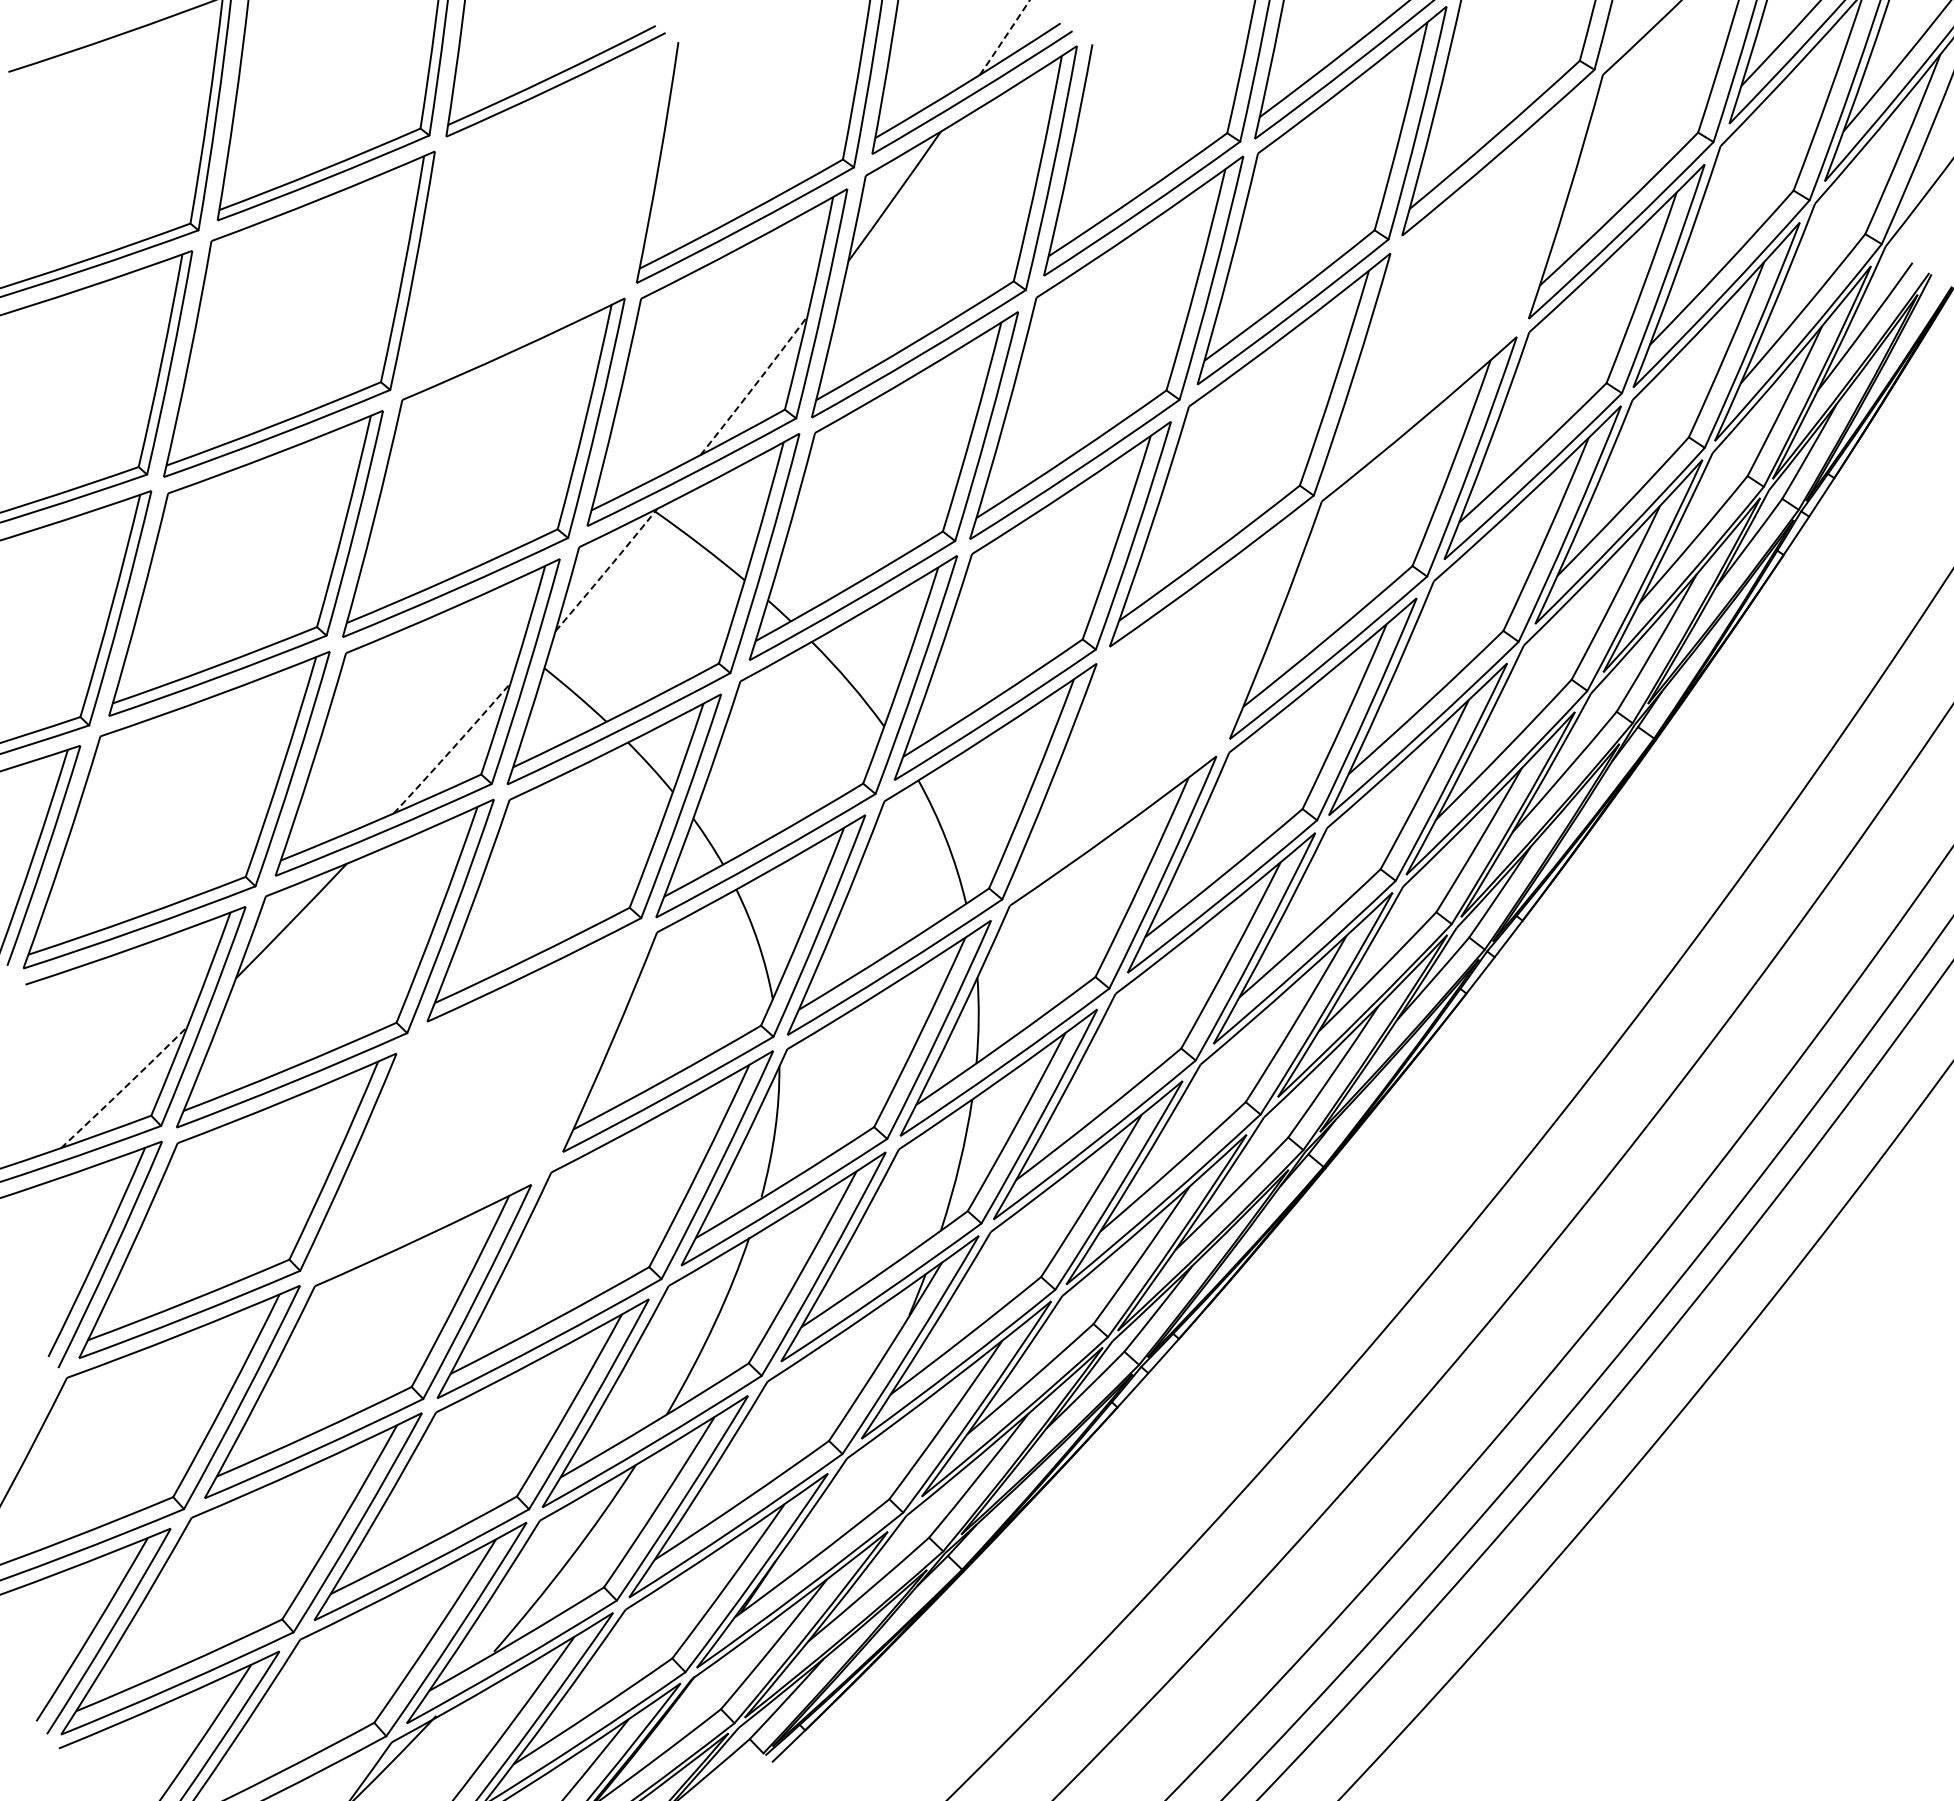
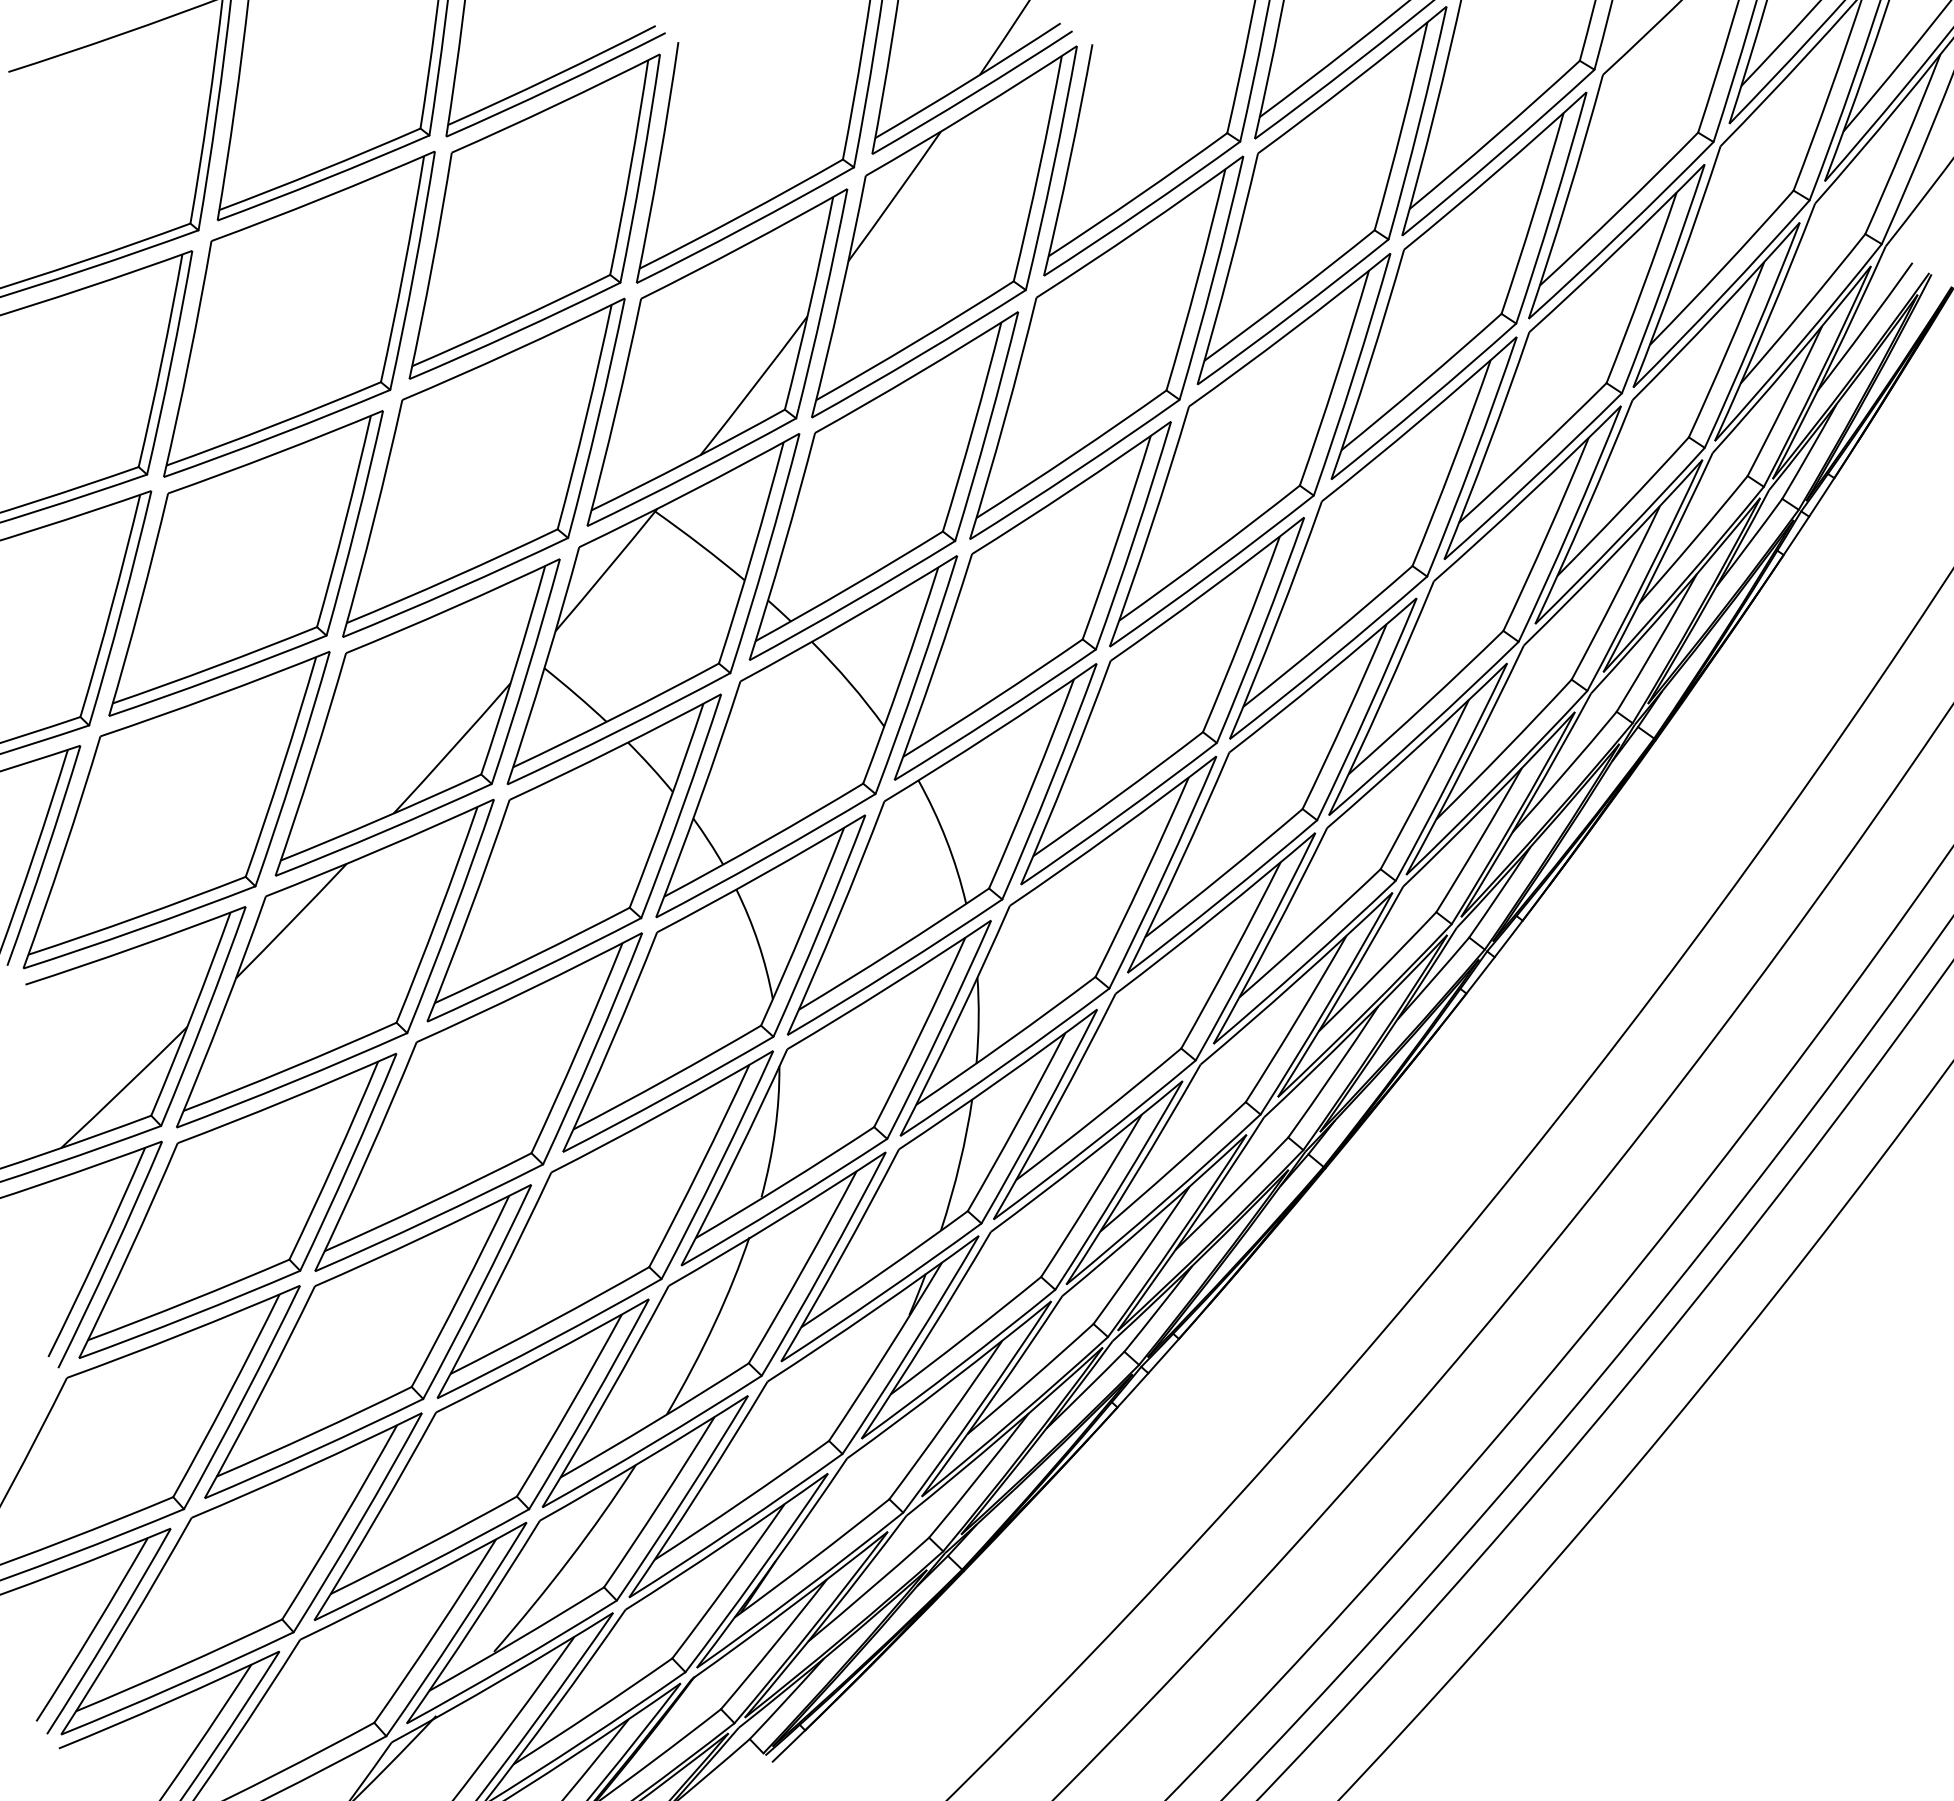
arc: dashed -> solid (1004, 37)
part: none -> present (534, 216)
part: none -> present (1458, 285)
arc: dashed -> solid (754, 386)
arc: dashed -> solid (606, 570)
part: none -> present (1162, 701)
arc: dashed -> solid (452, 748)
arc: dashed -> solid (124, 1087)
part: none -> present (478, 1101)
